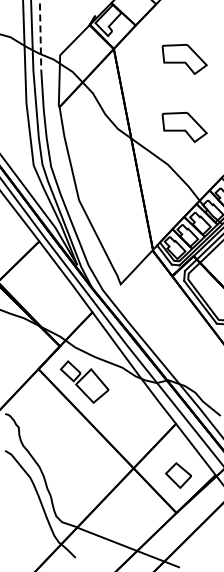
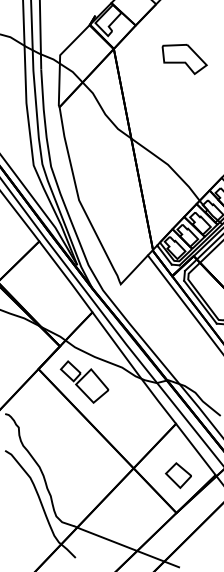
line: dashed -> solid (40, 34)
part: present -> none (184, 127)
line: none -> present (183, 302)
